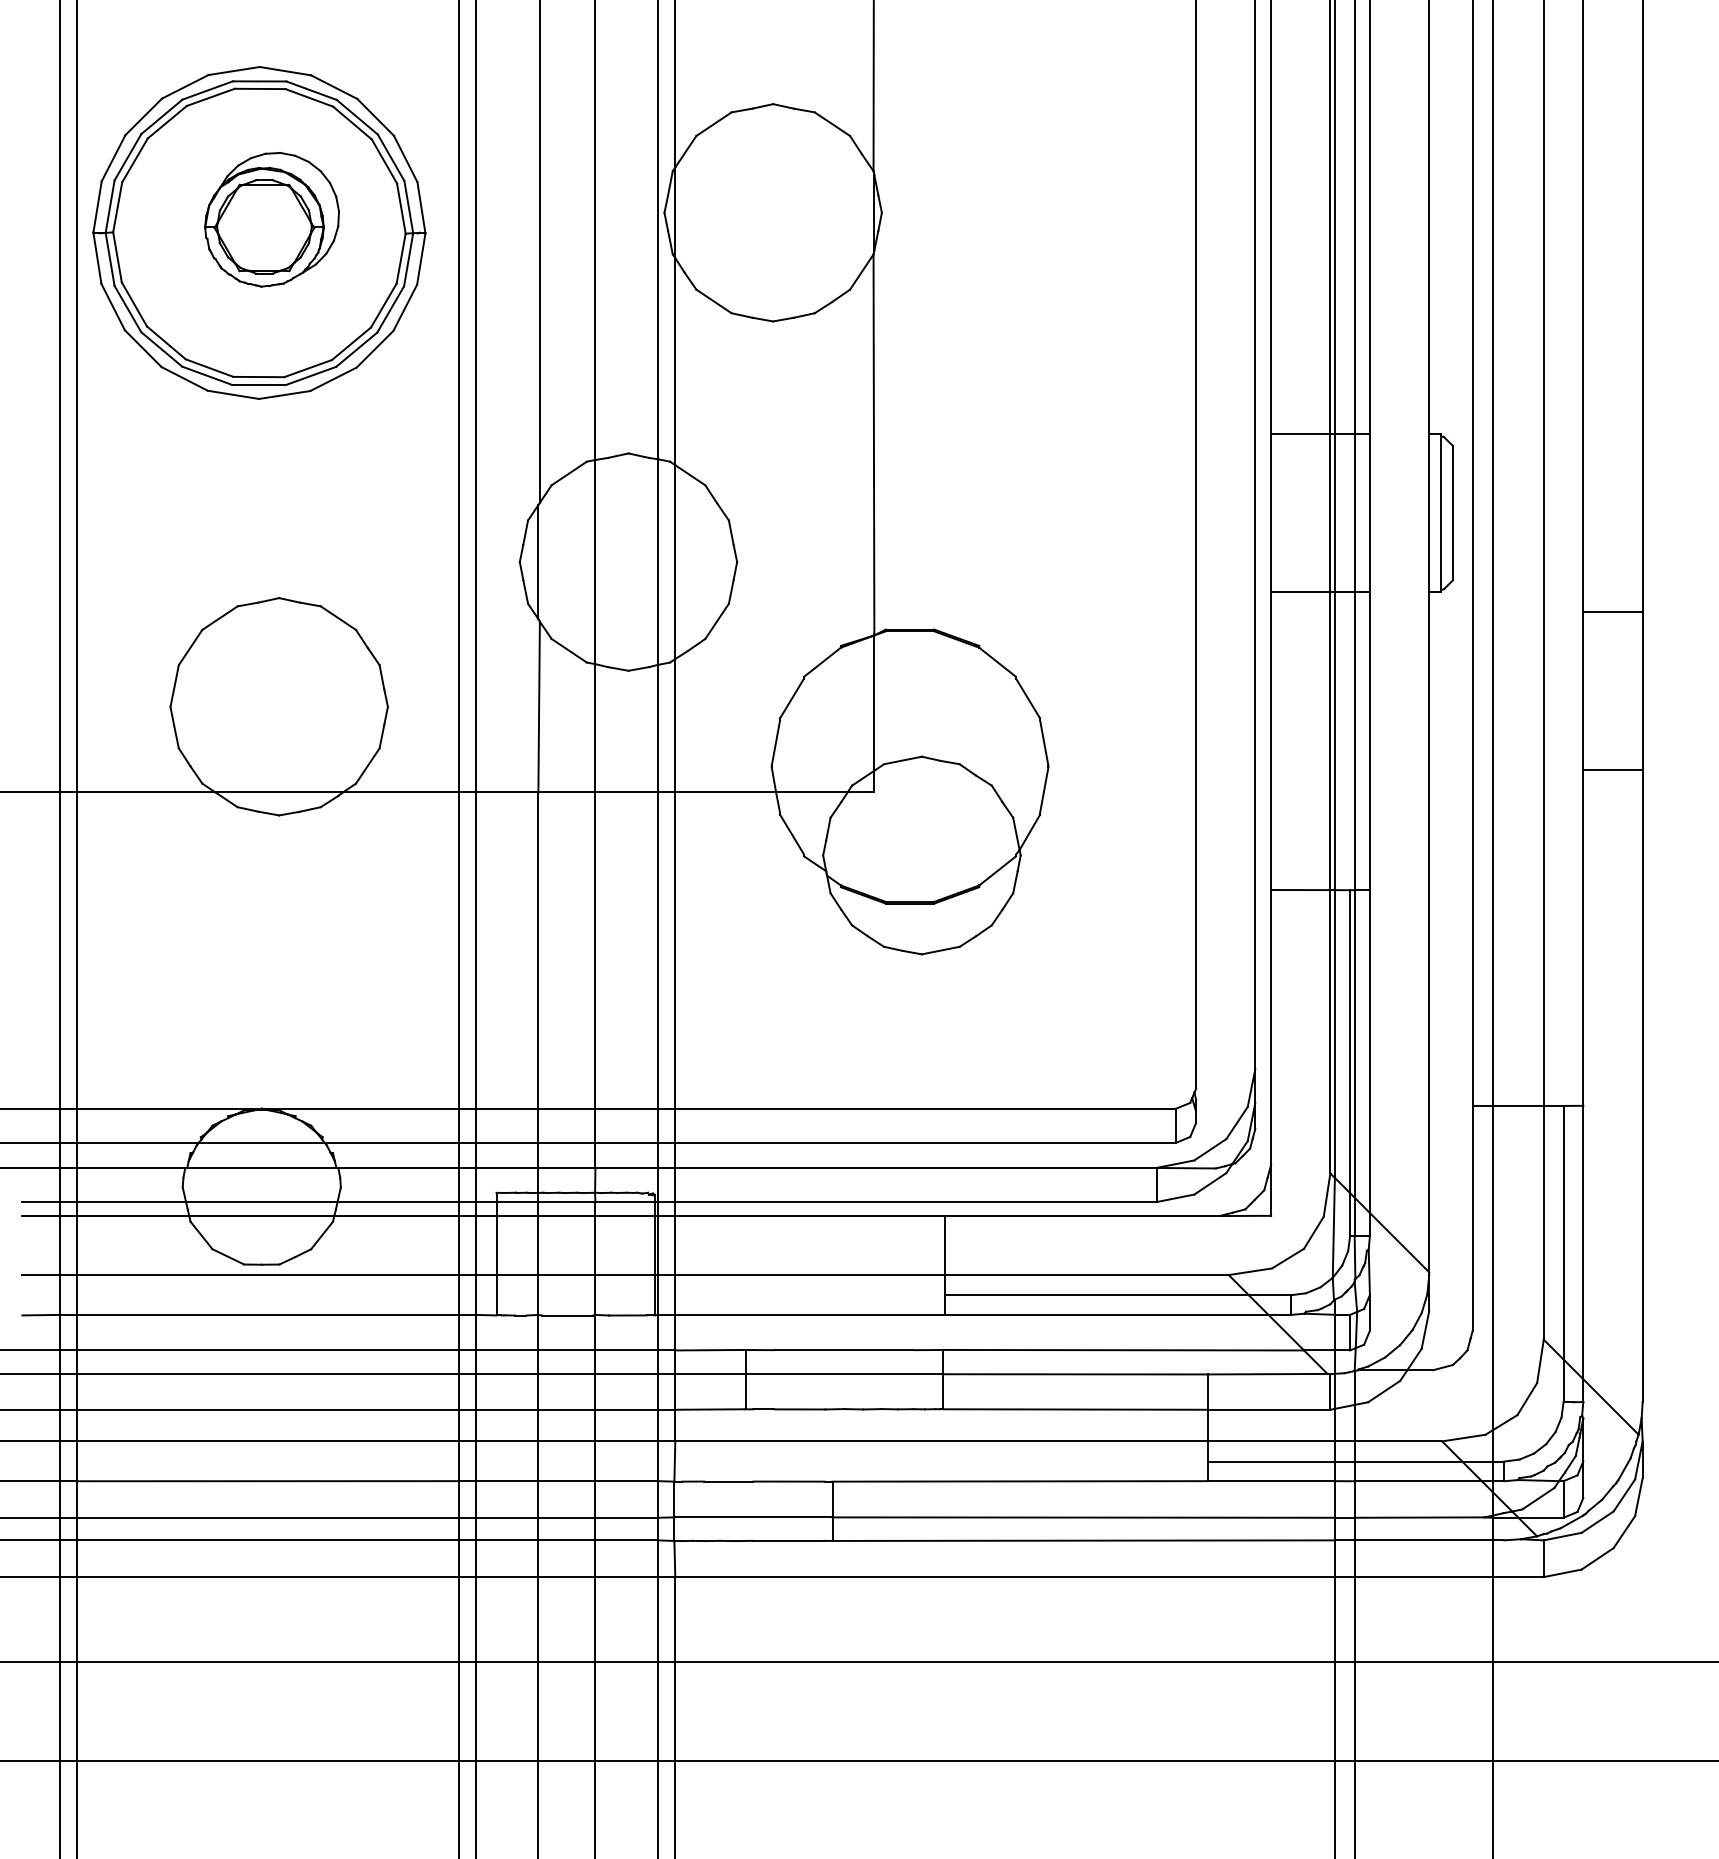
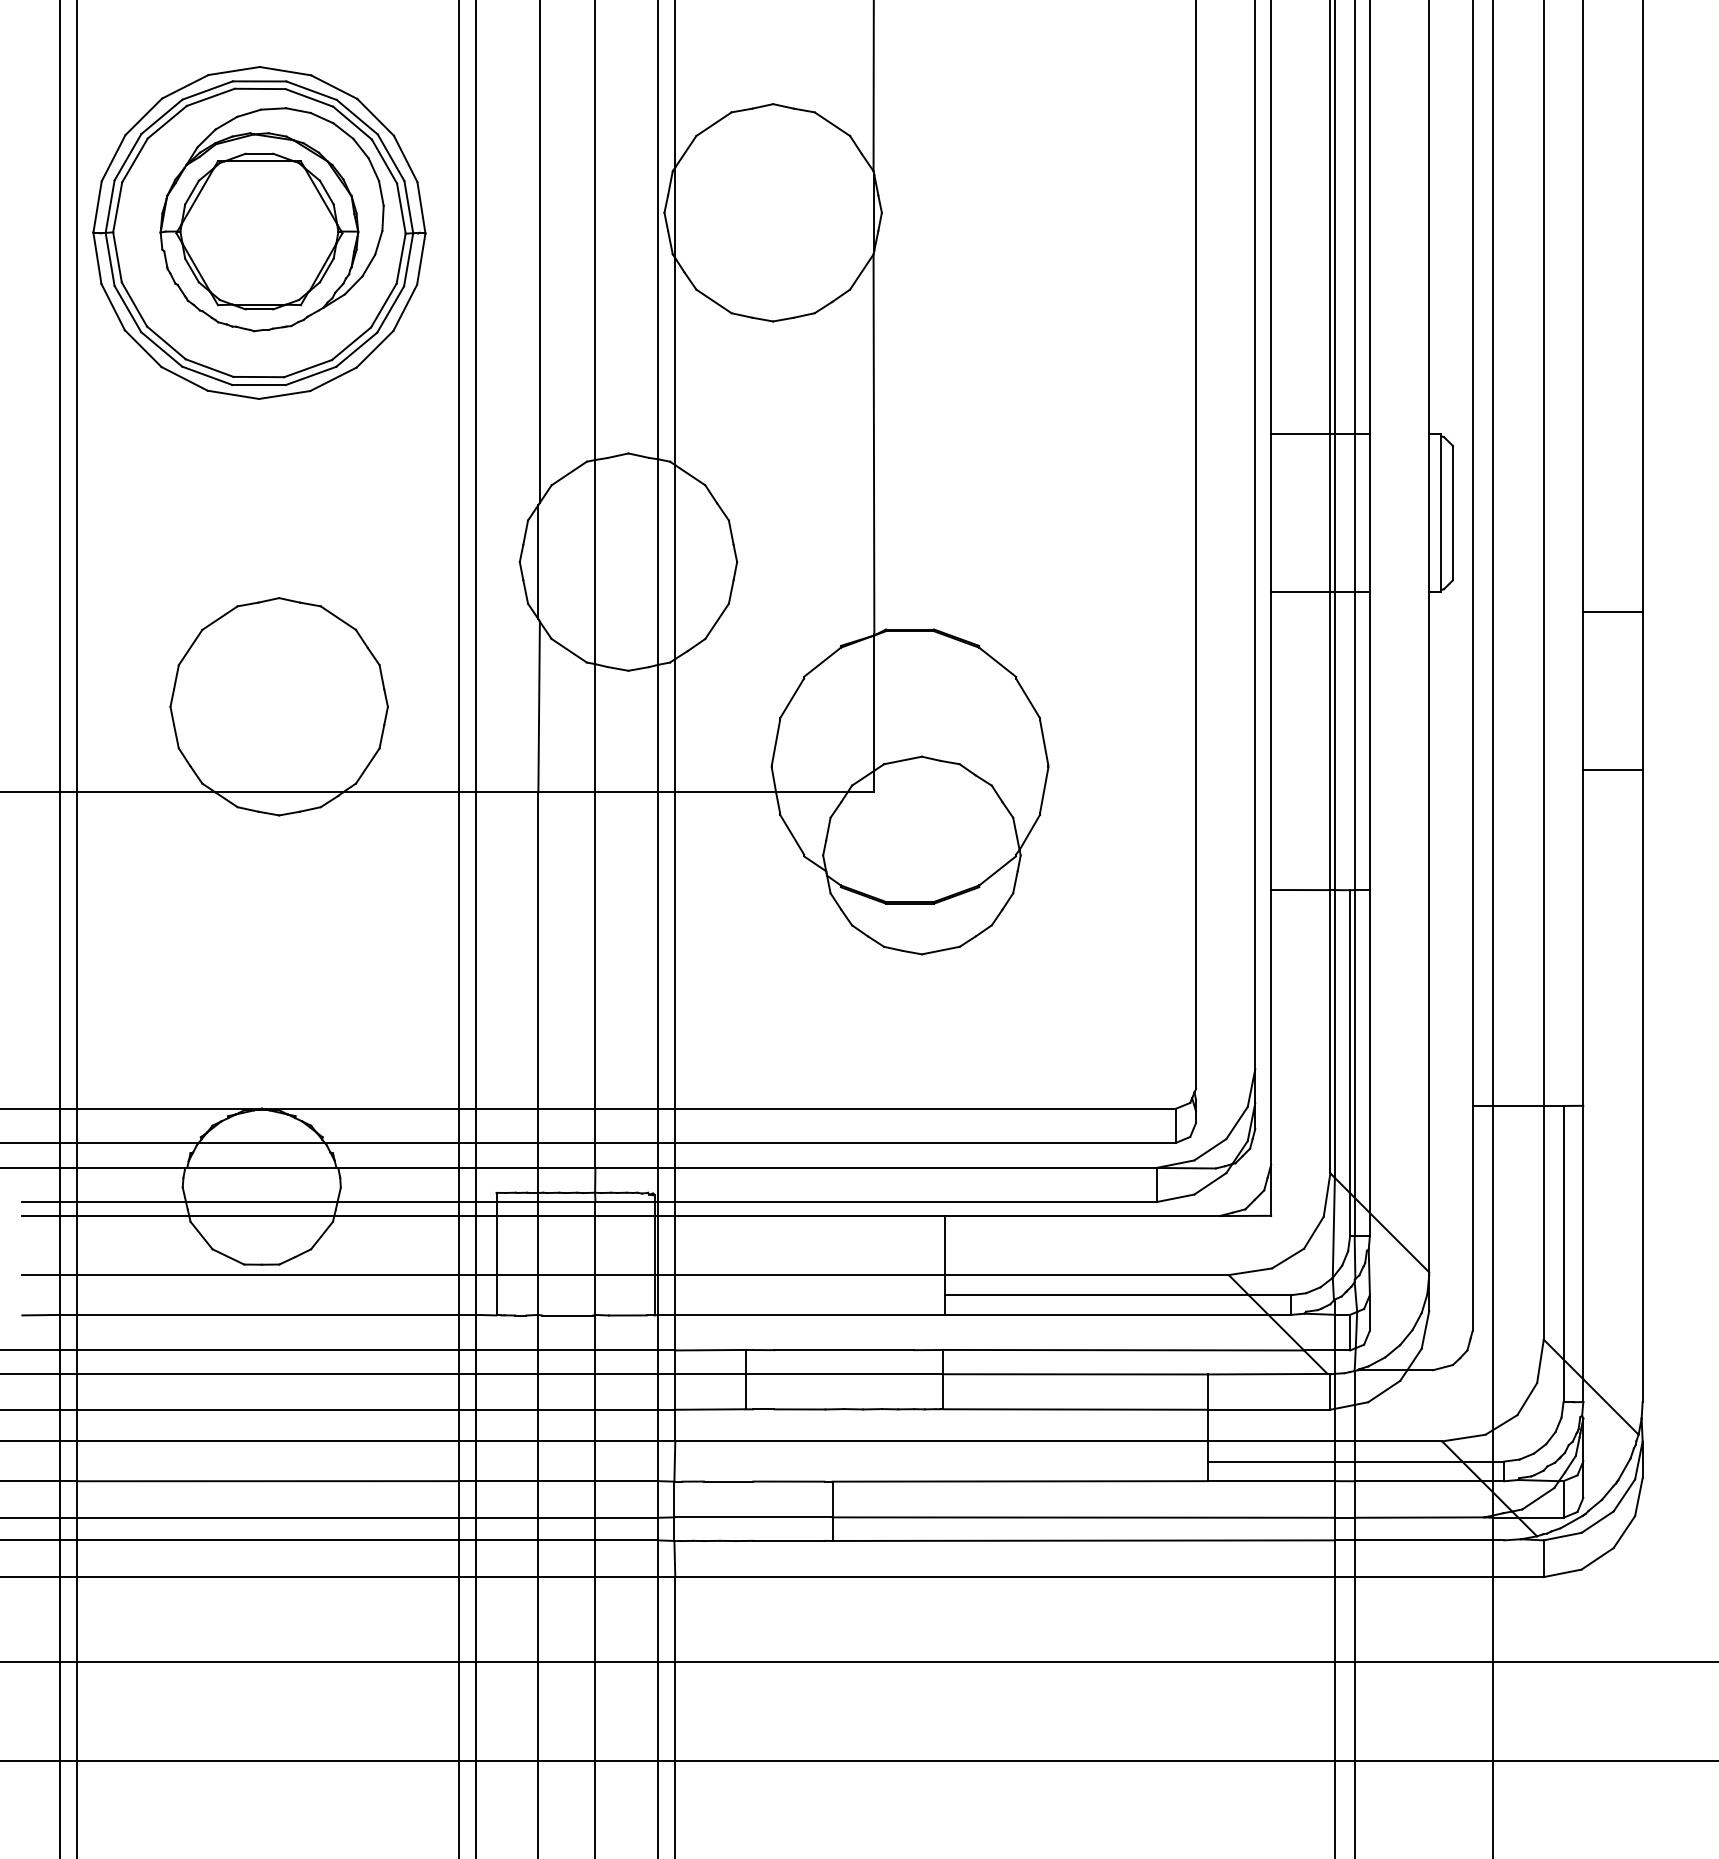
part size: 136x136 px -> 226x226 px (271, 219)
